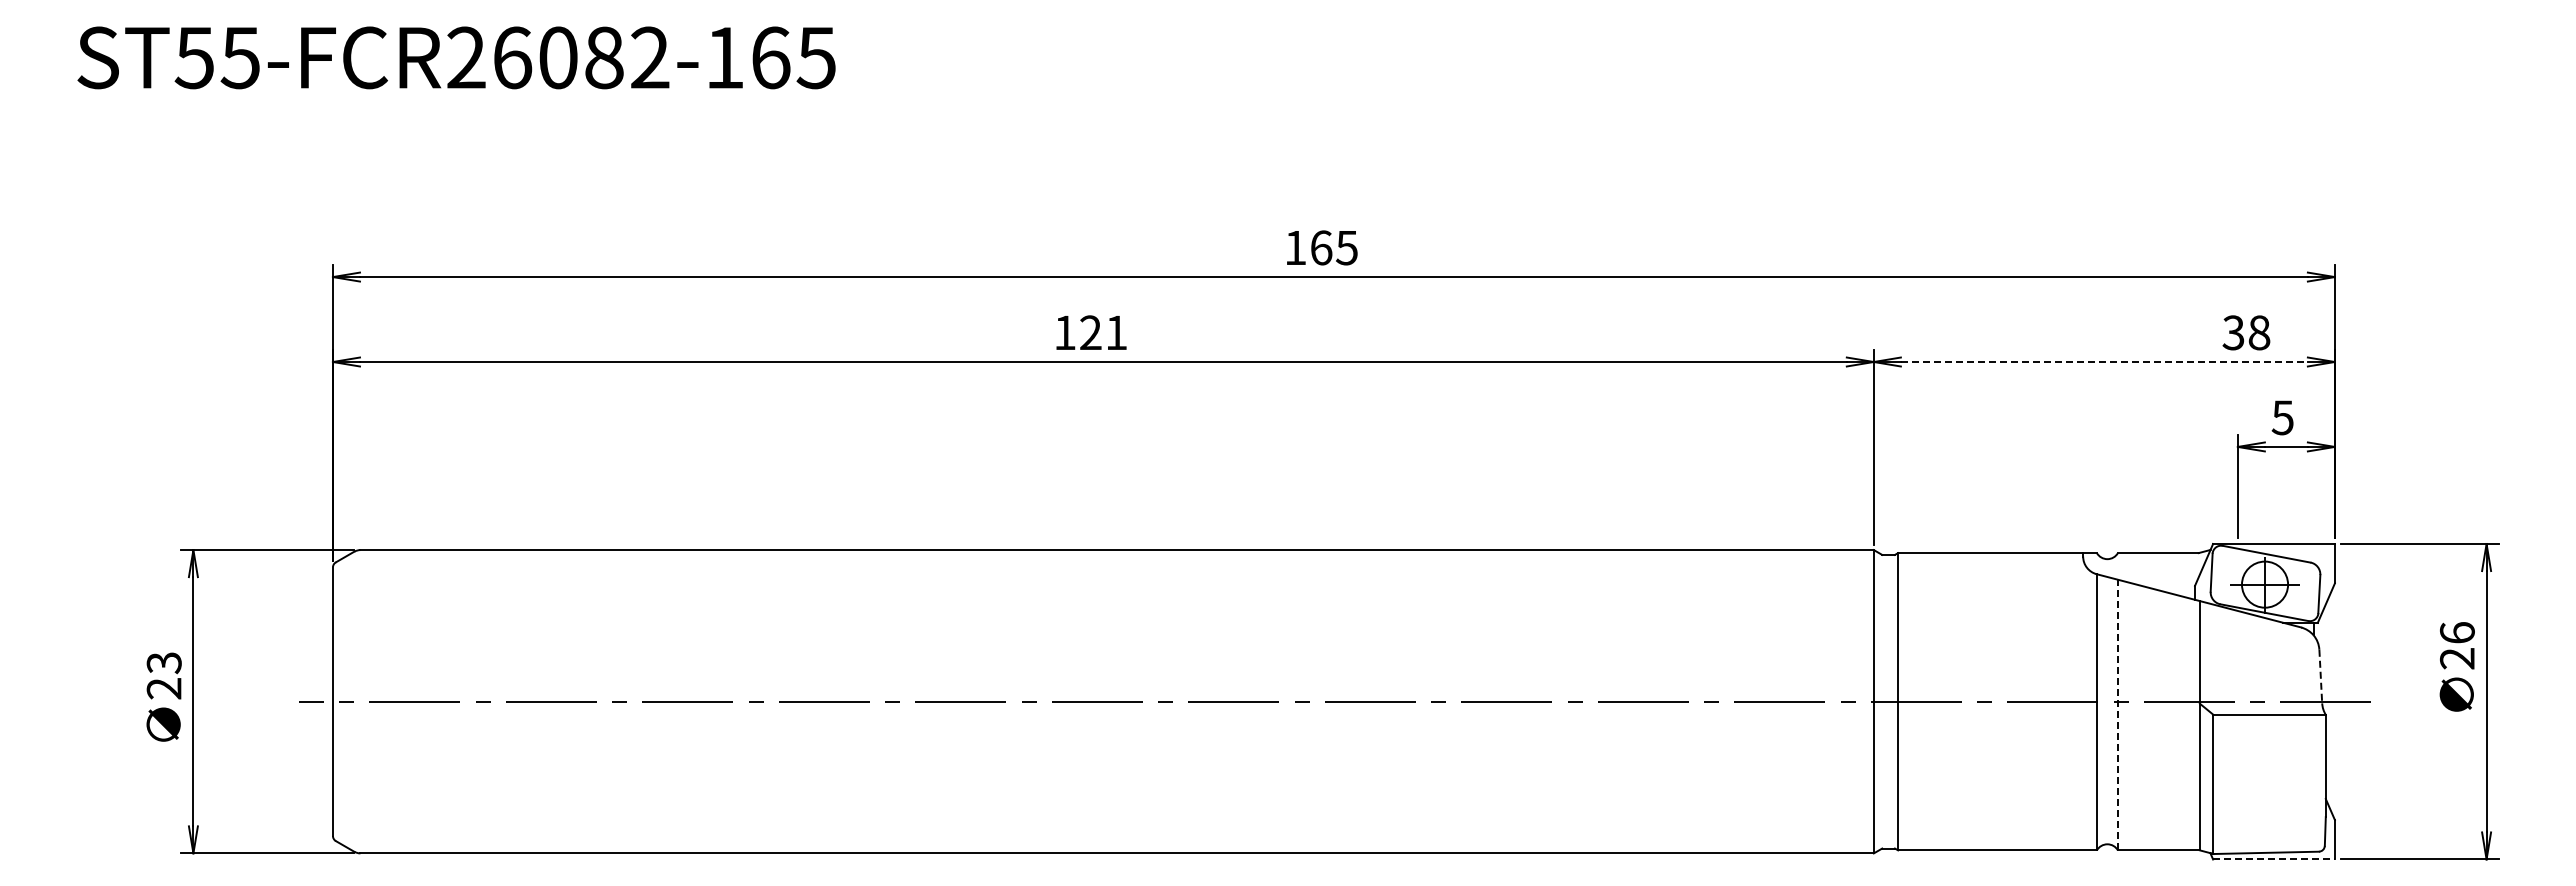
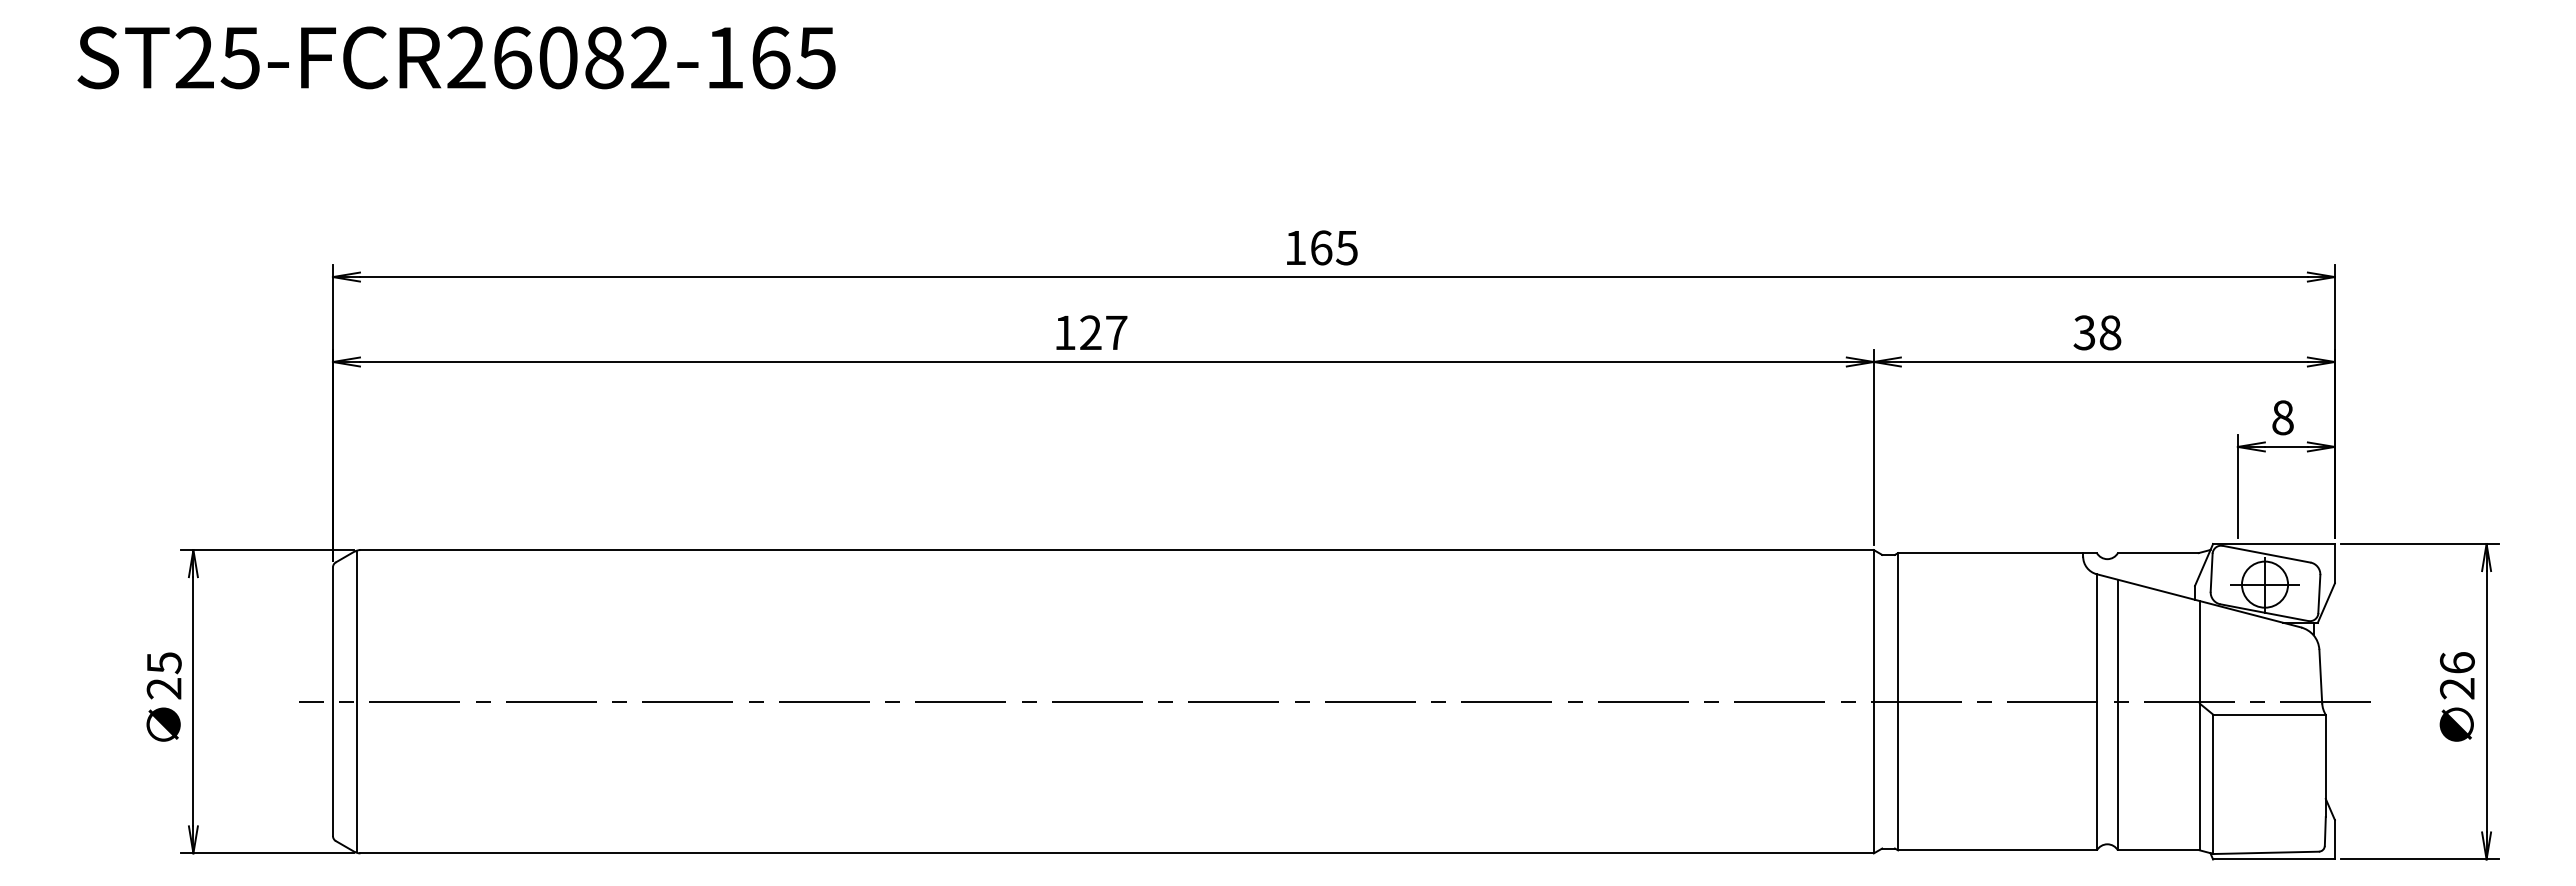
text: ST55-FCR26082-165 -> ST25-FCR26082-165 (193, 57)
text: 121 -> 127 (1116, 332)
text position: (2246, 332) -> (2097, 332) (2097, 332)
line: dashed -> solid (2104, 362)
text: 5 -> 8 (2282, 417)
text: 23 -> 25 (163, 663)
text position: (2456, 666) -> (2456, 696) (2456, 696)
line: dashed -> solid (2320, 676)
line: none -> present (357, 701)
line: dashed -> solid (2117, 714)
line: dashed -> solid (2274, 859)
